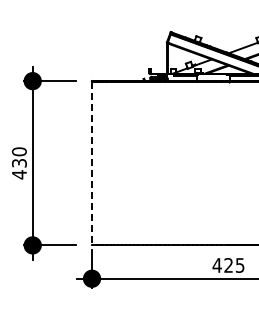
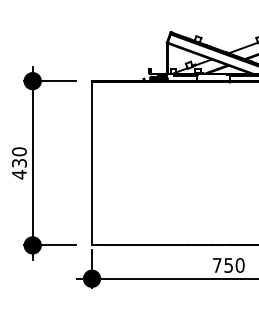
line: dashed -> solid (92, 163)
text: 425 -> 750 (228, 265)
